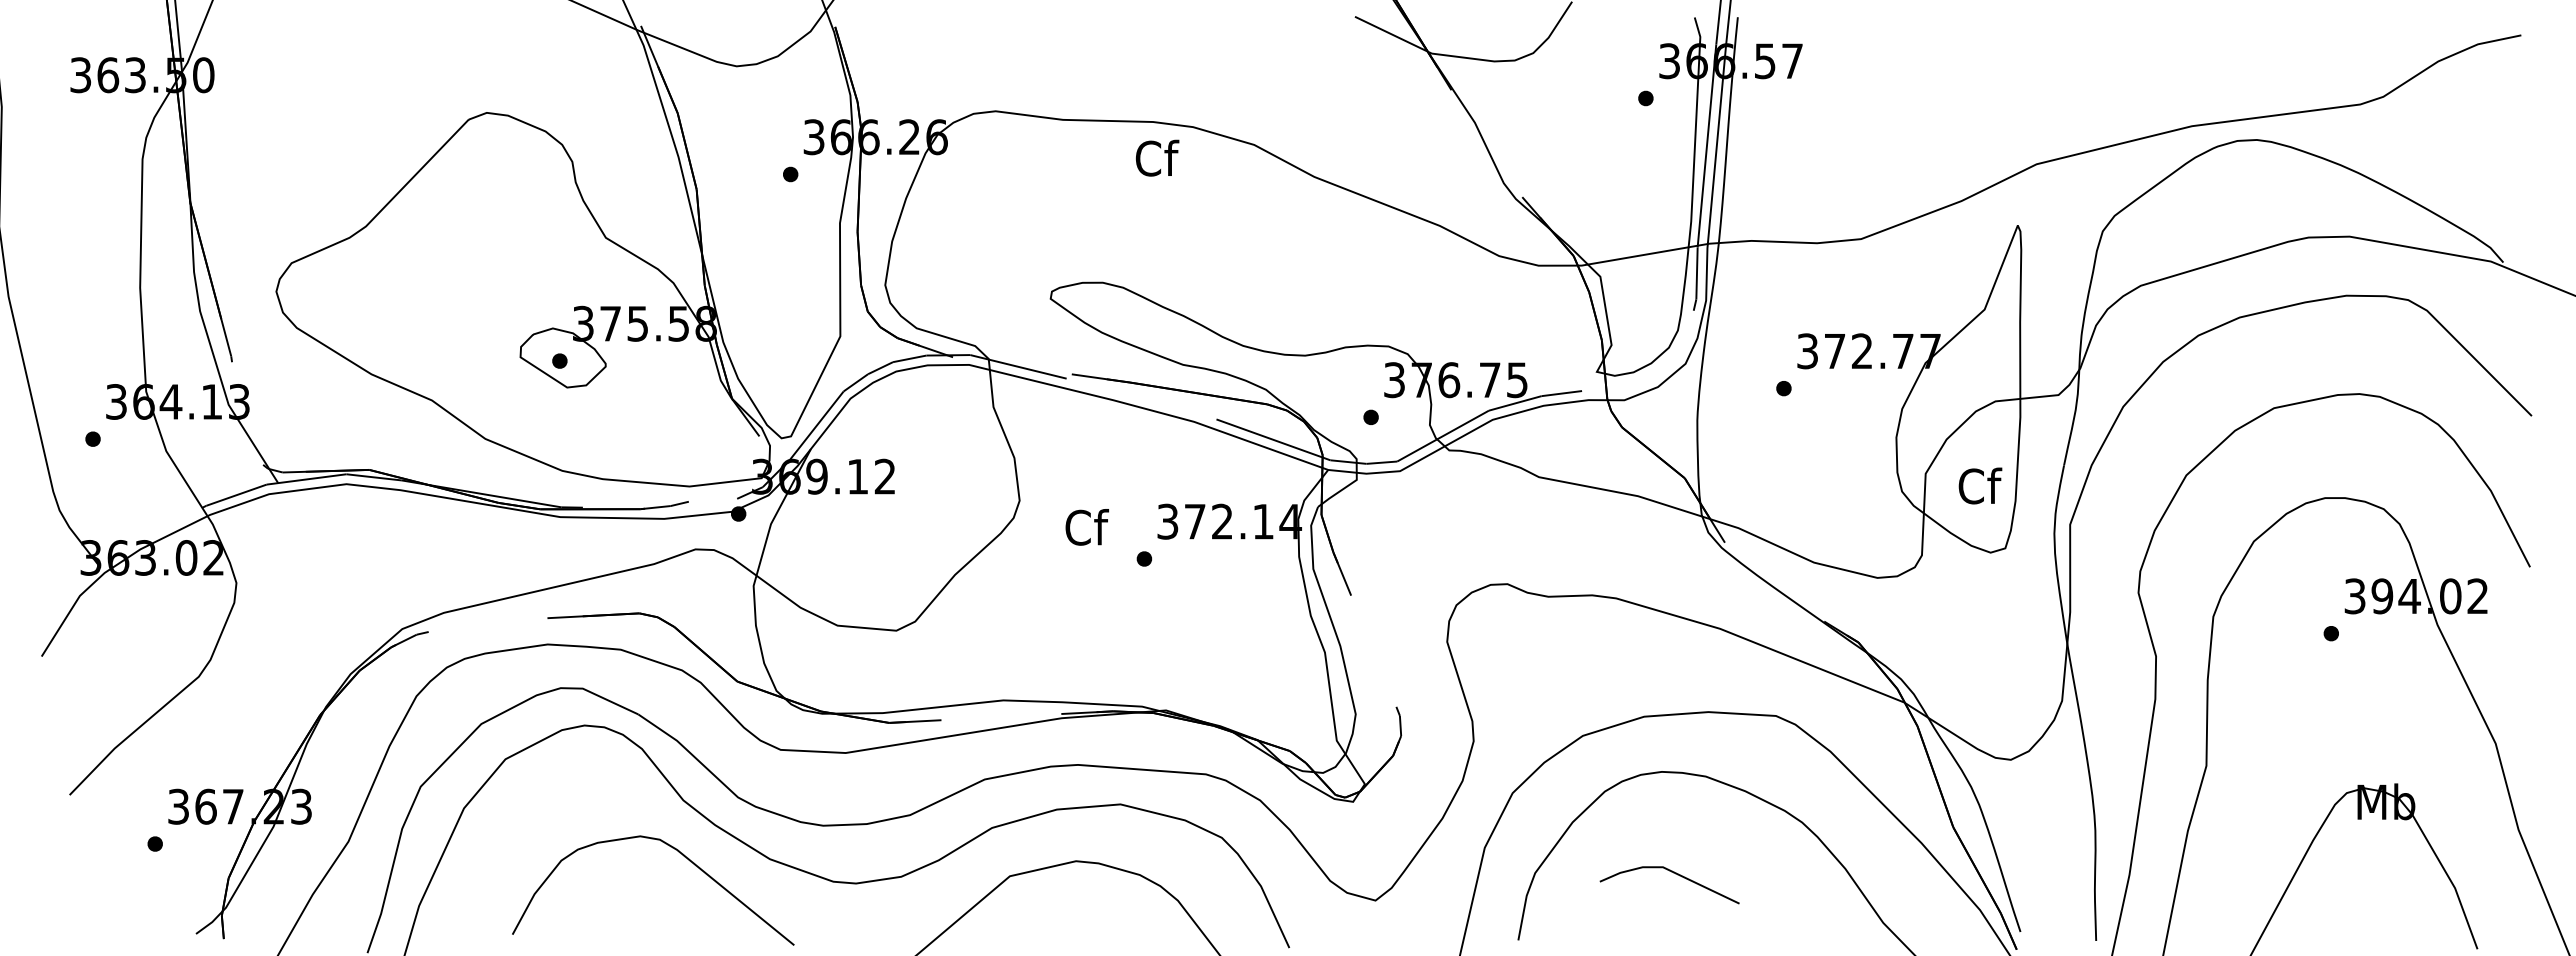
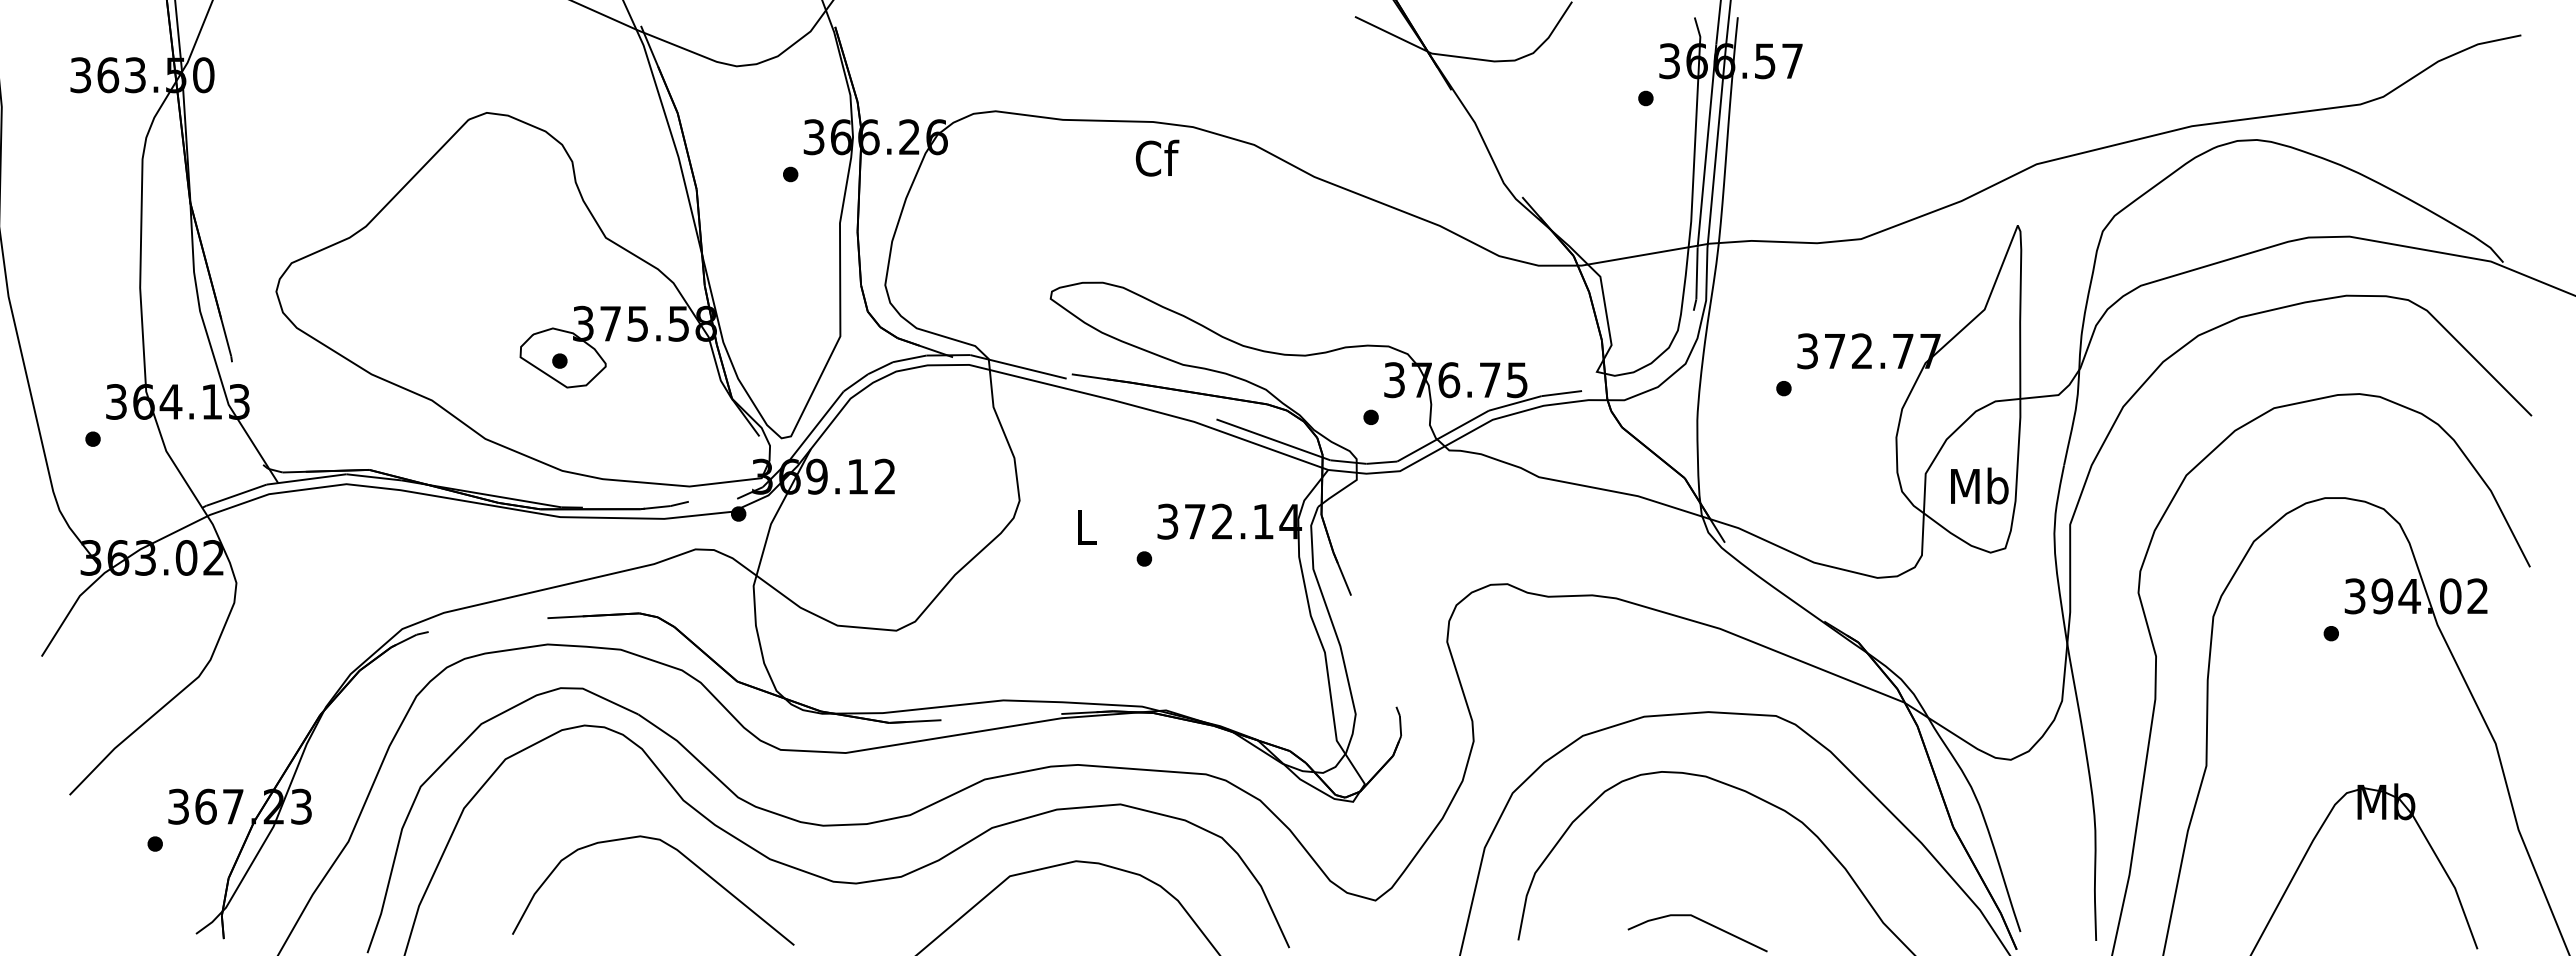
text: Cf -> Mb (1979, 485)
text: Cf -> L (1087, 527)
line position: (1675, 874) -> (1703, 922) (1703, 922)
